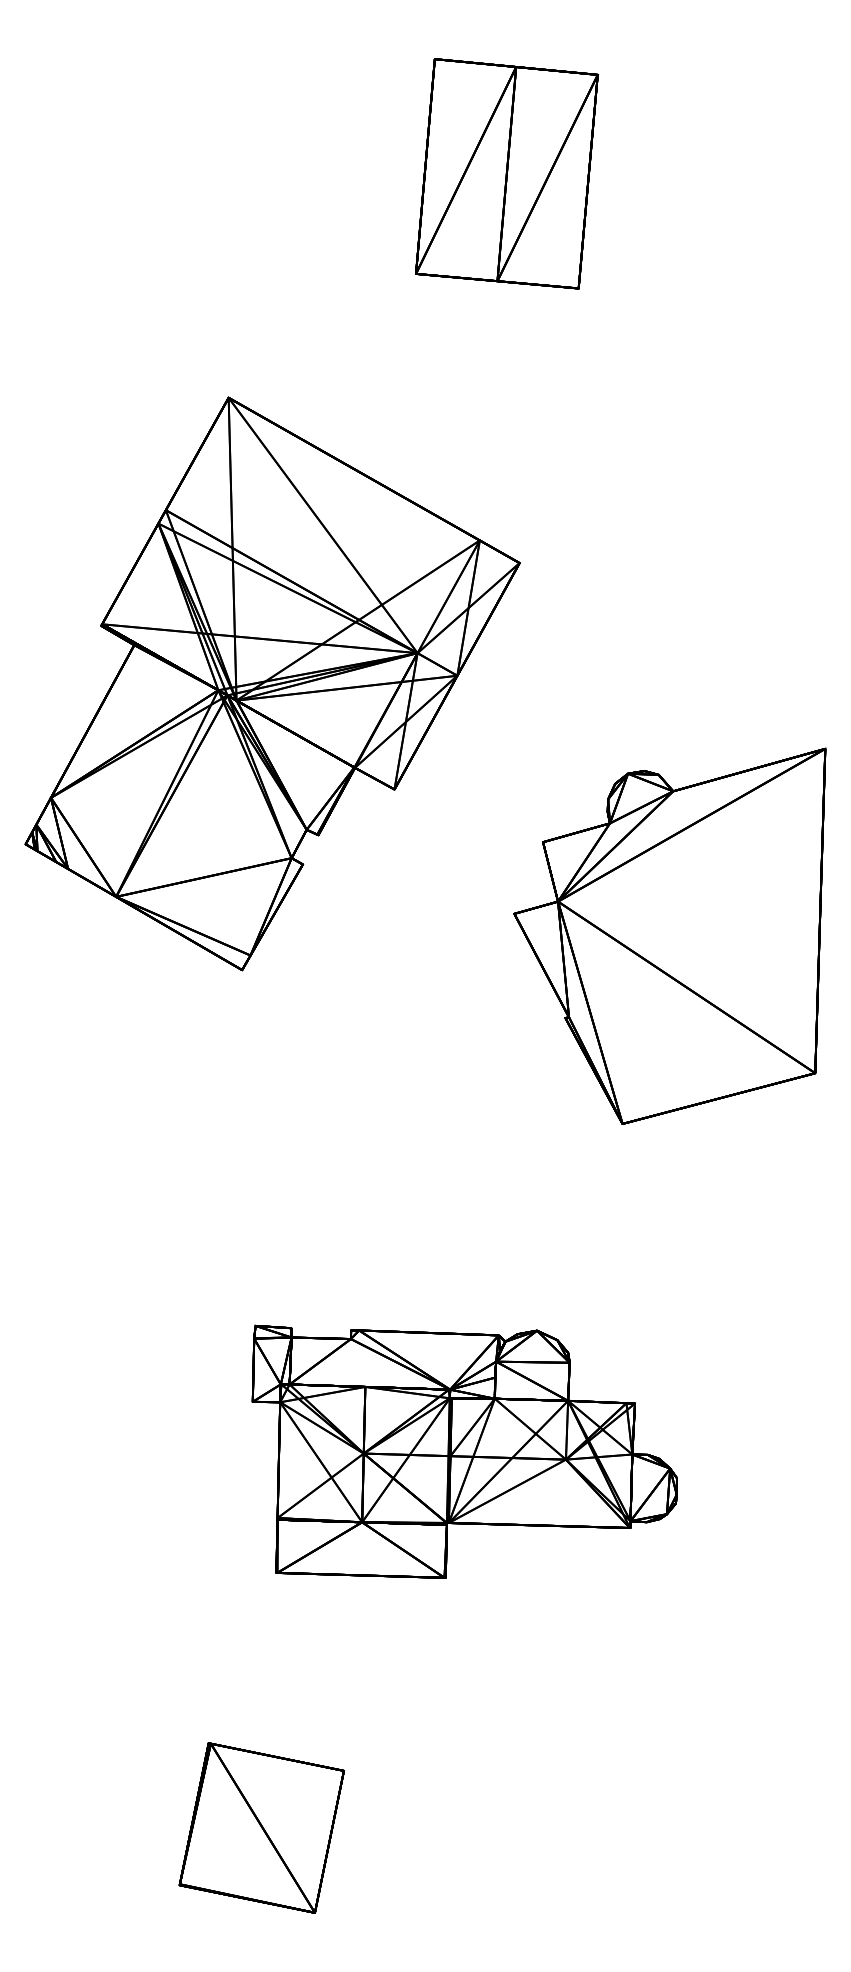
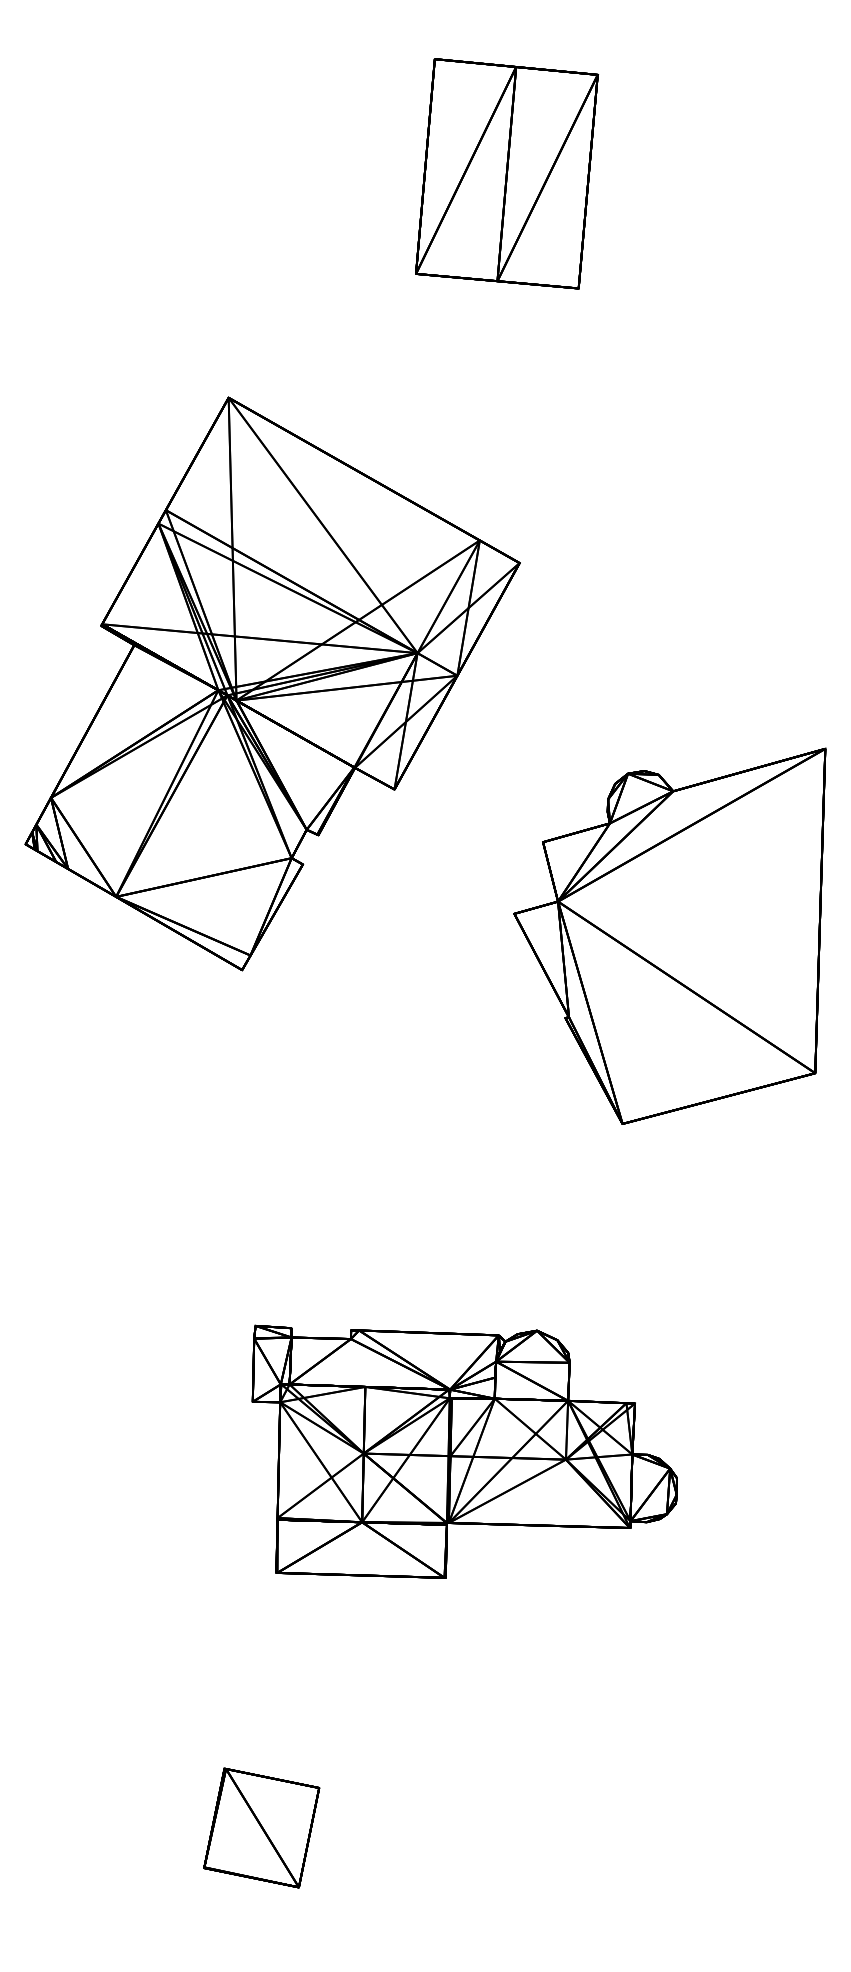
part size: 167x172 px -> 118x122 px (261, 1827)
